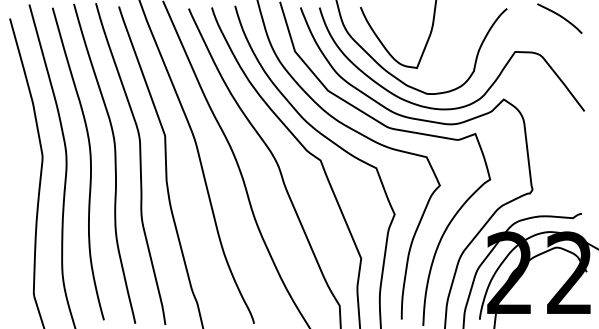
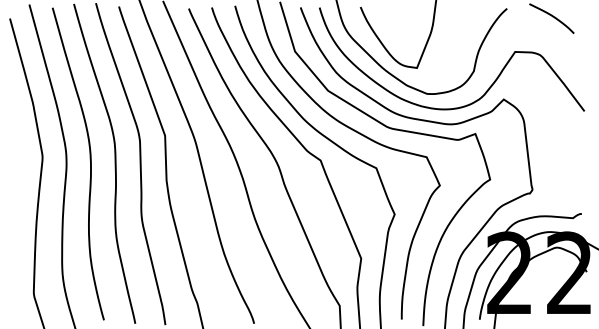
curve position: (560, 17) -> (552, 17) (552, 17)
